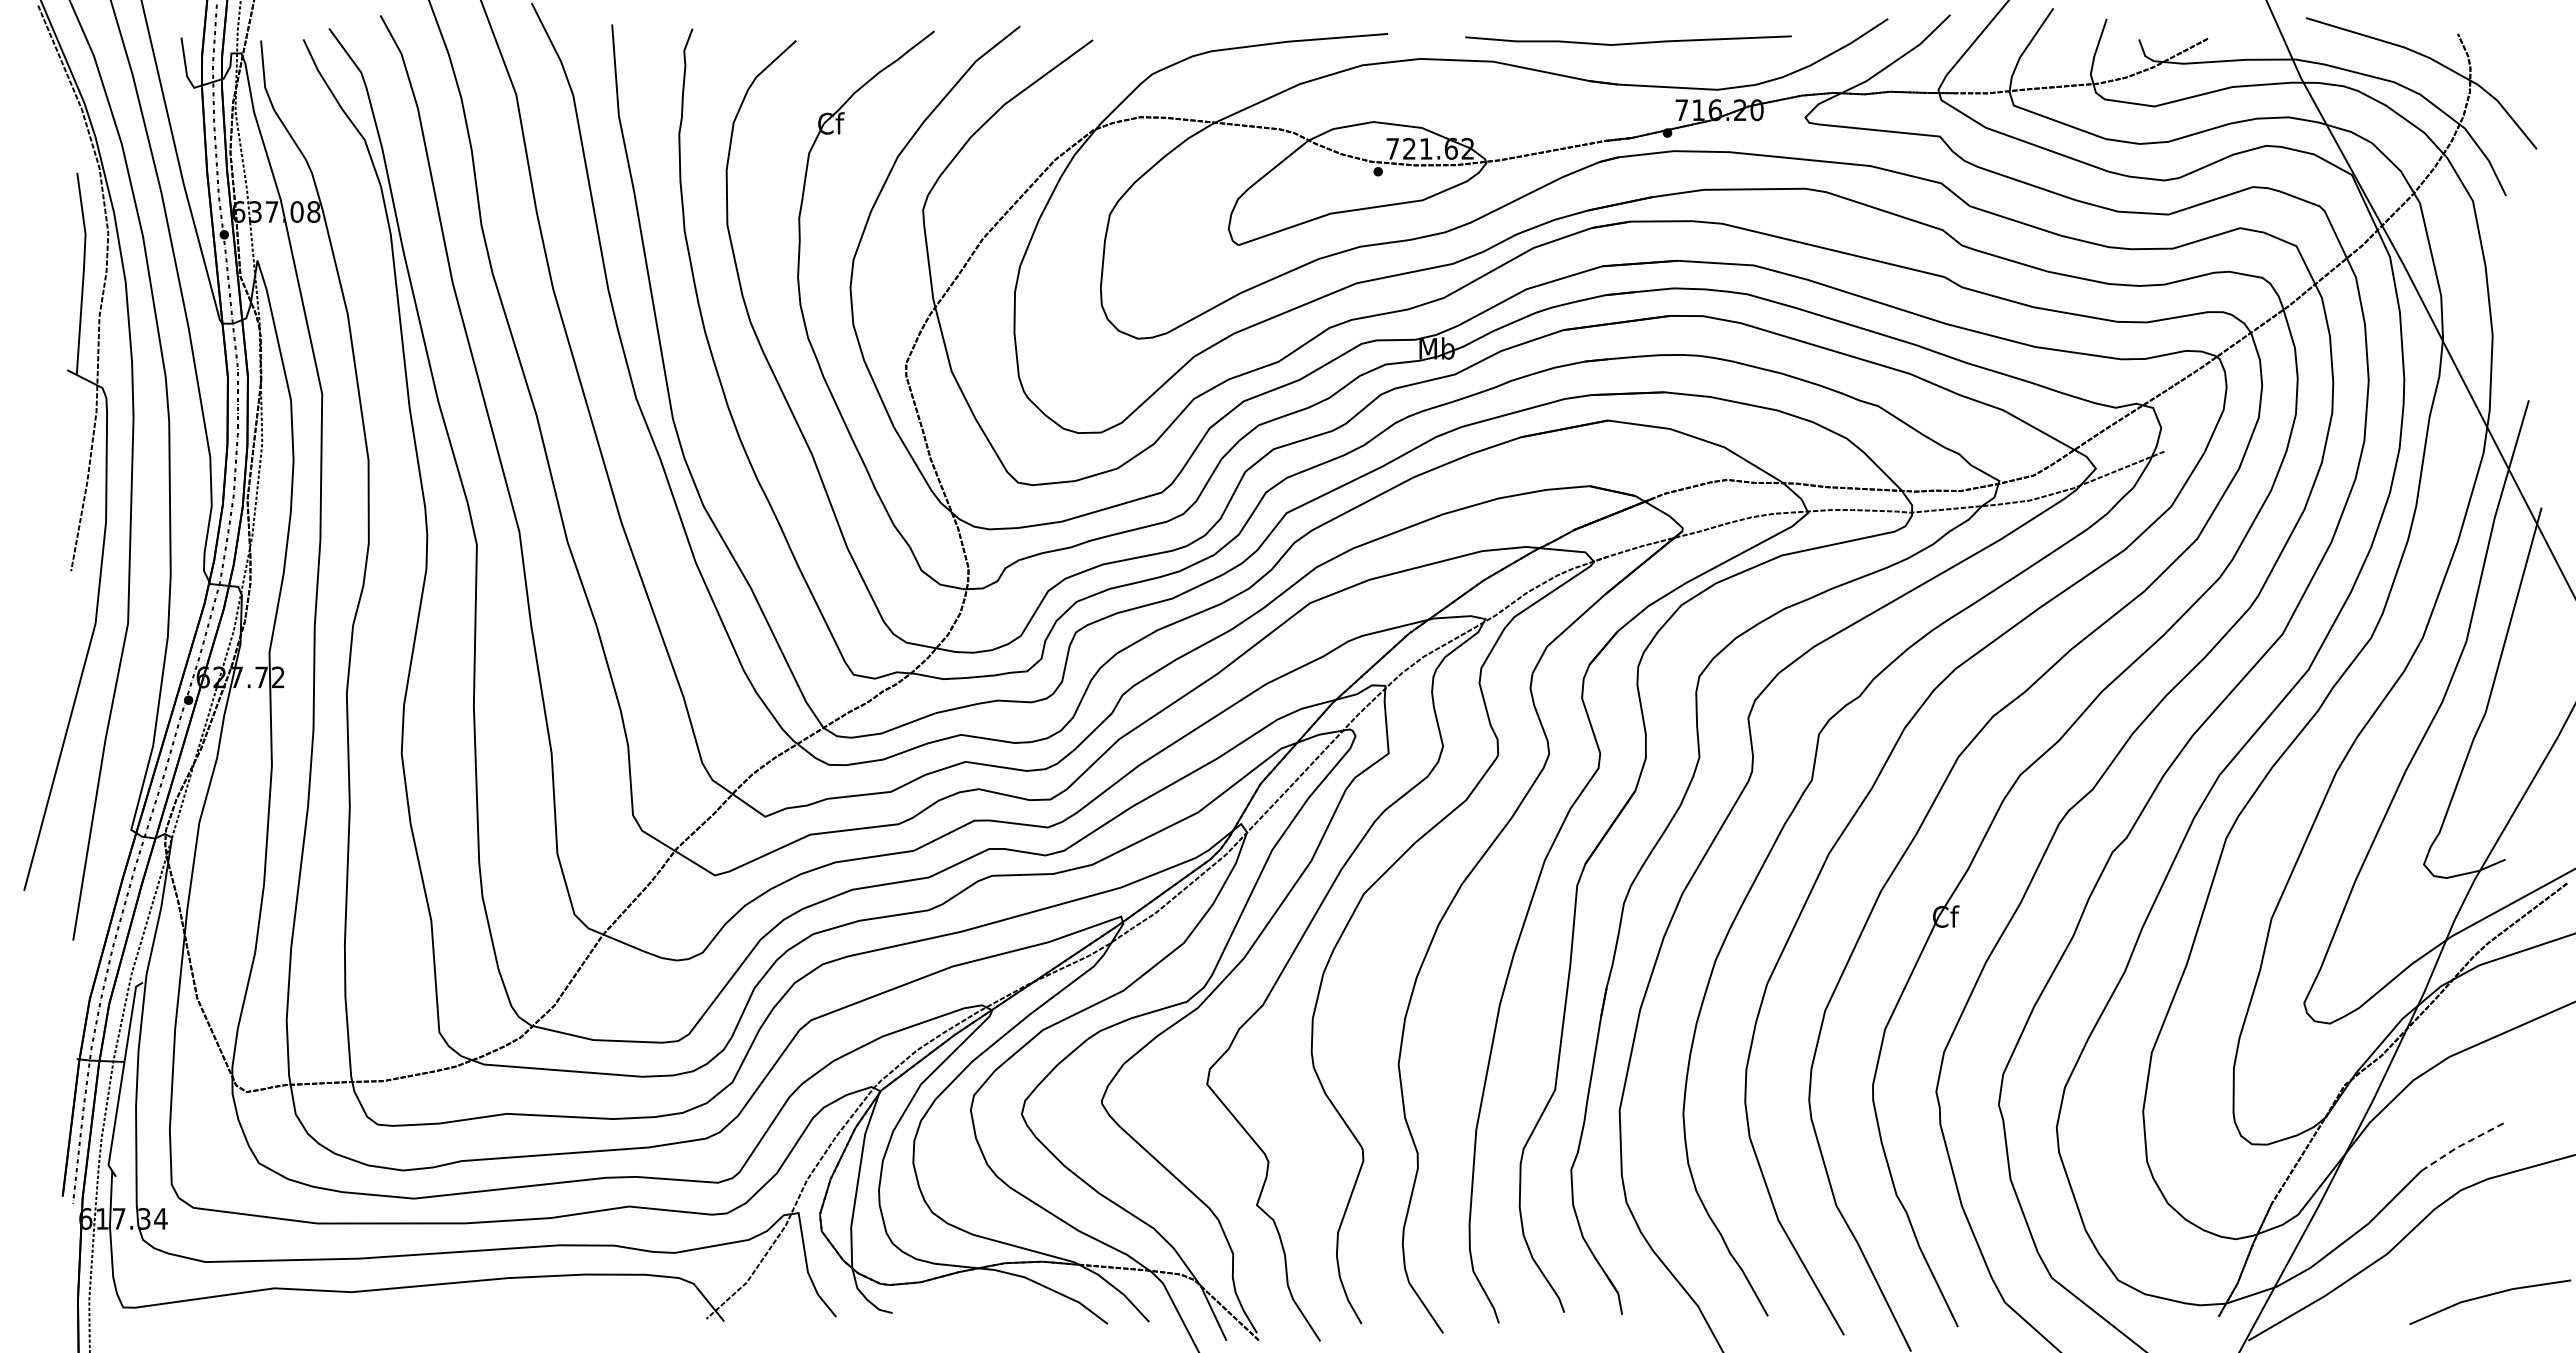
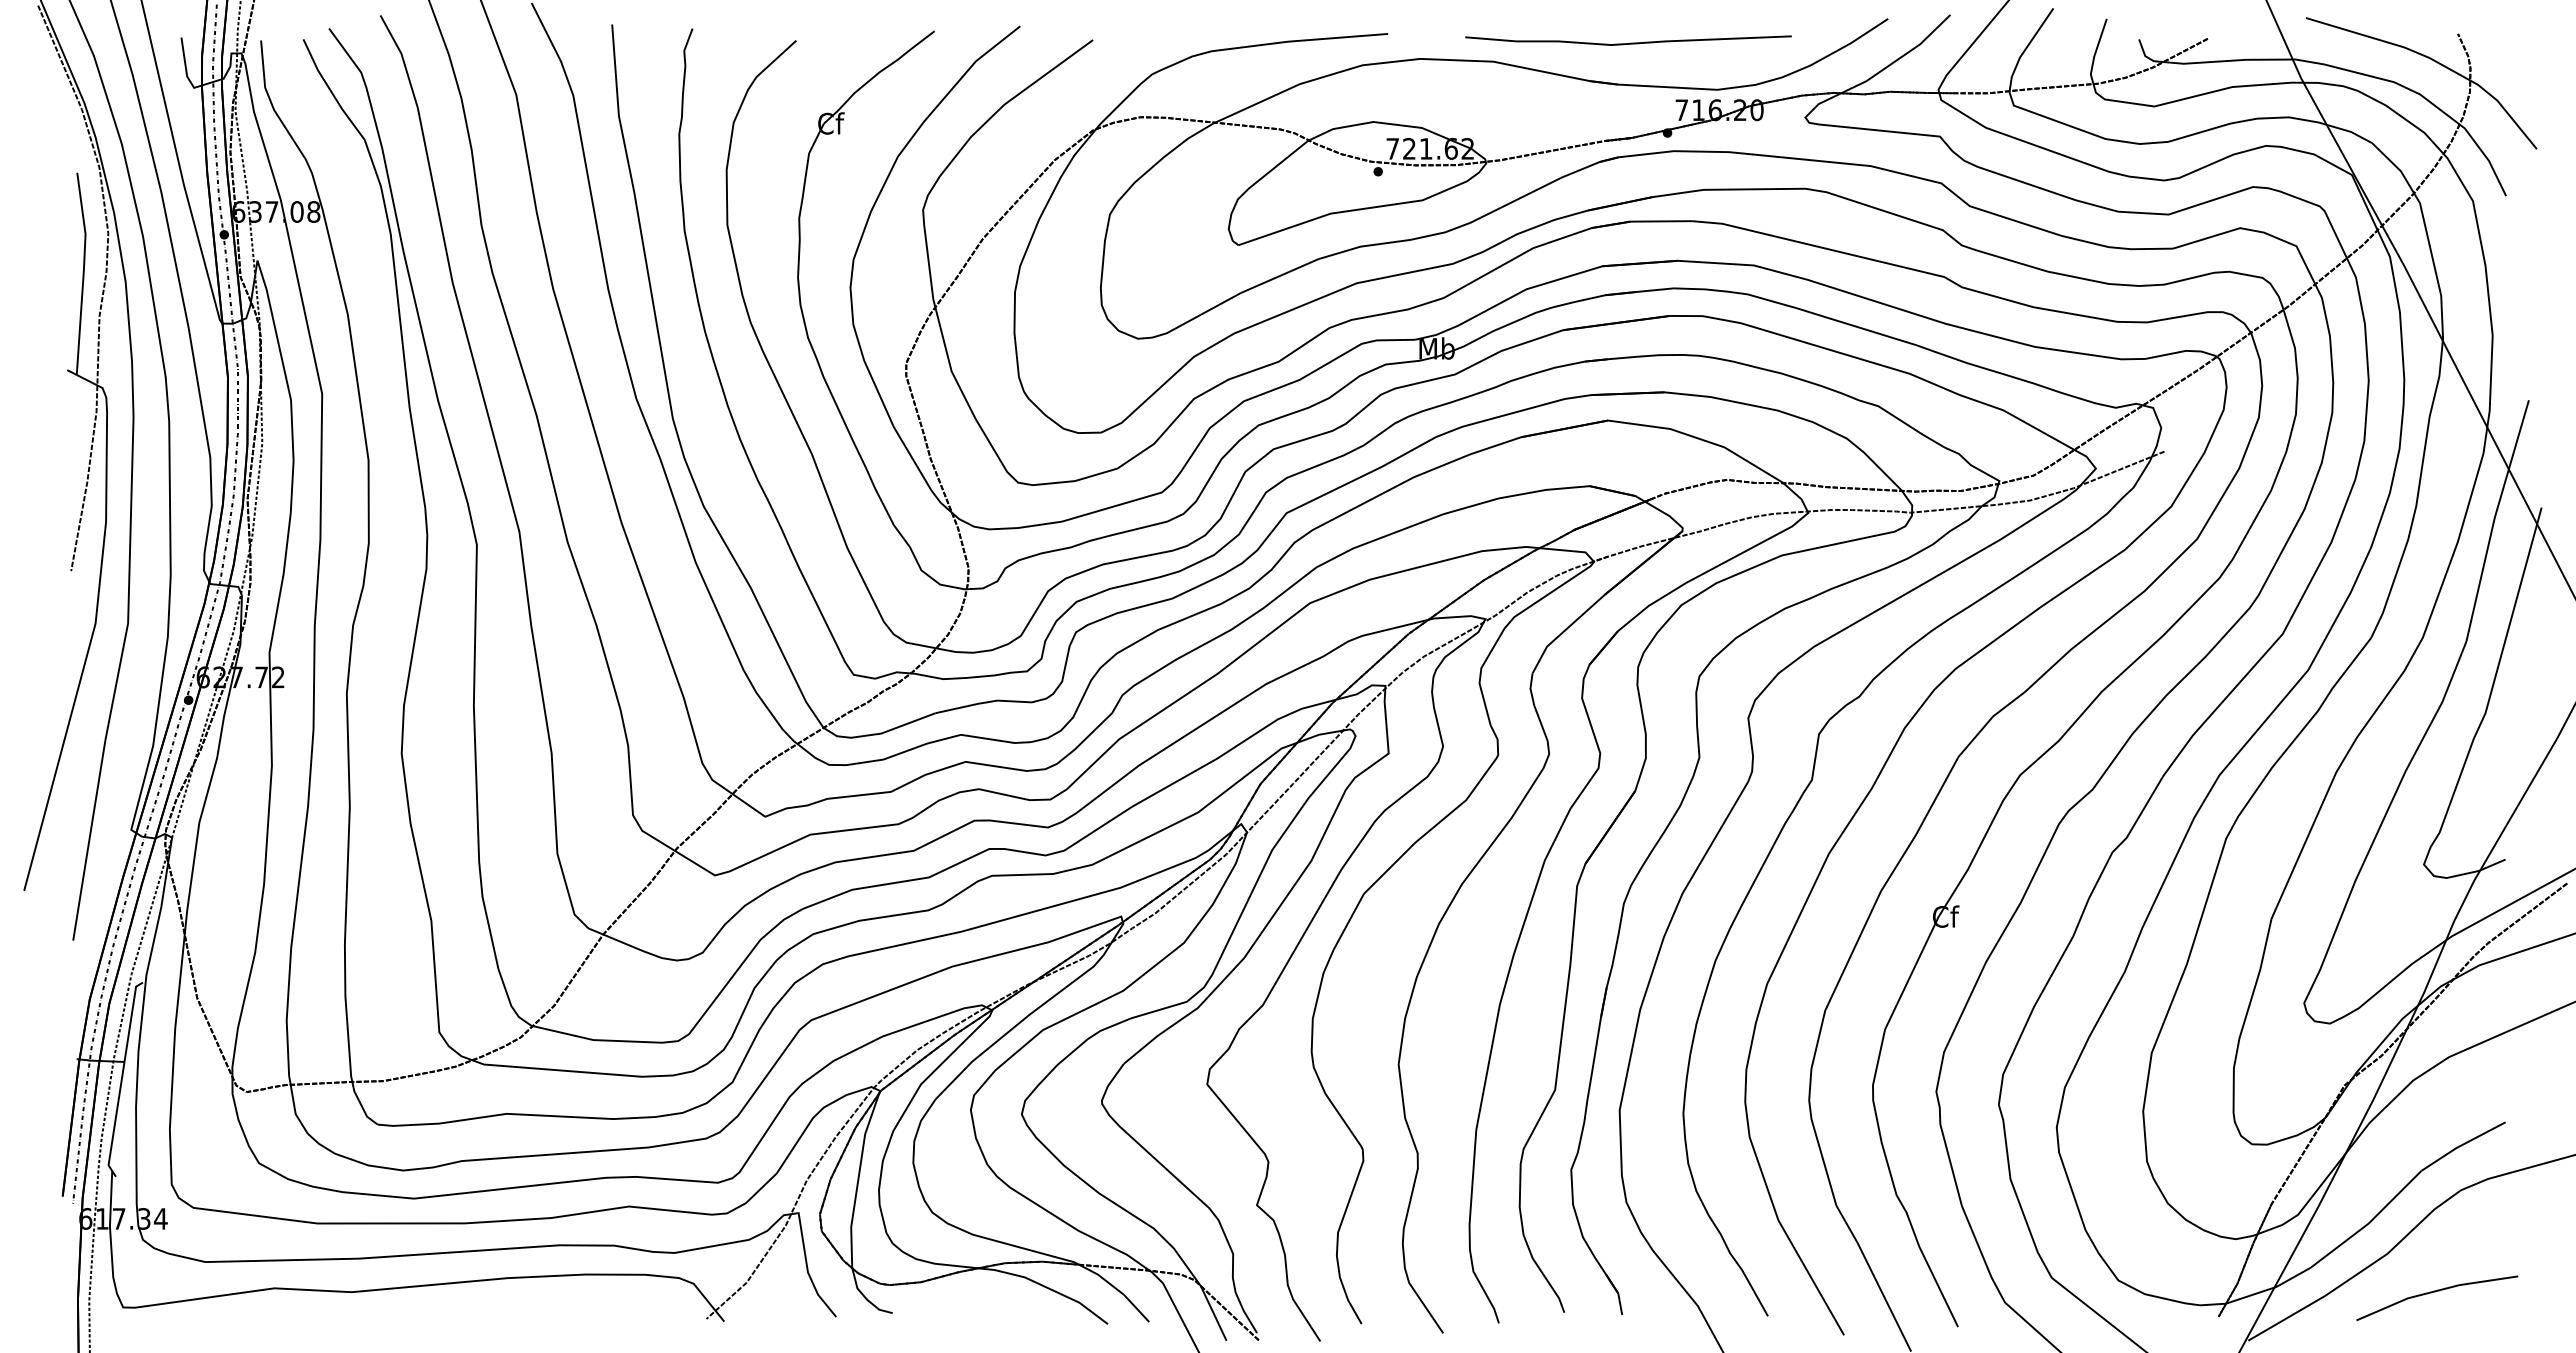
line: dashed -> solid (2462, 1144)
line position: (2488, 1296) -> (2435, 1292) (2435, 1292)
